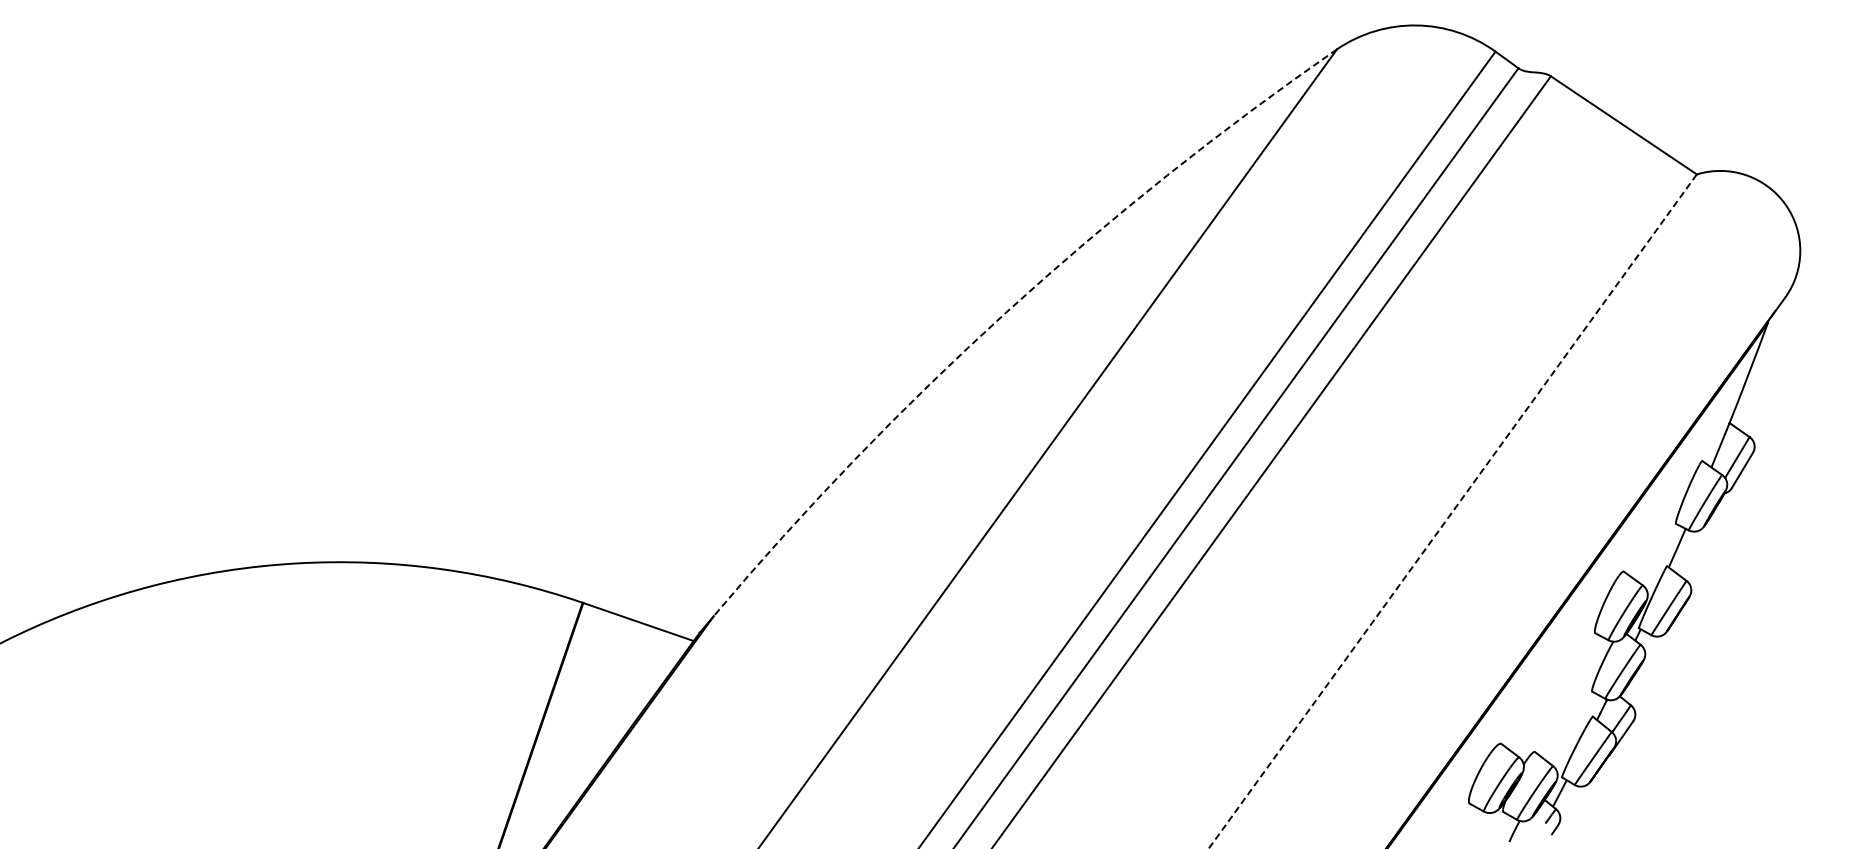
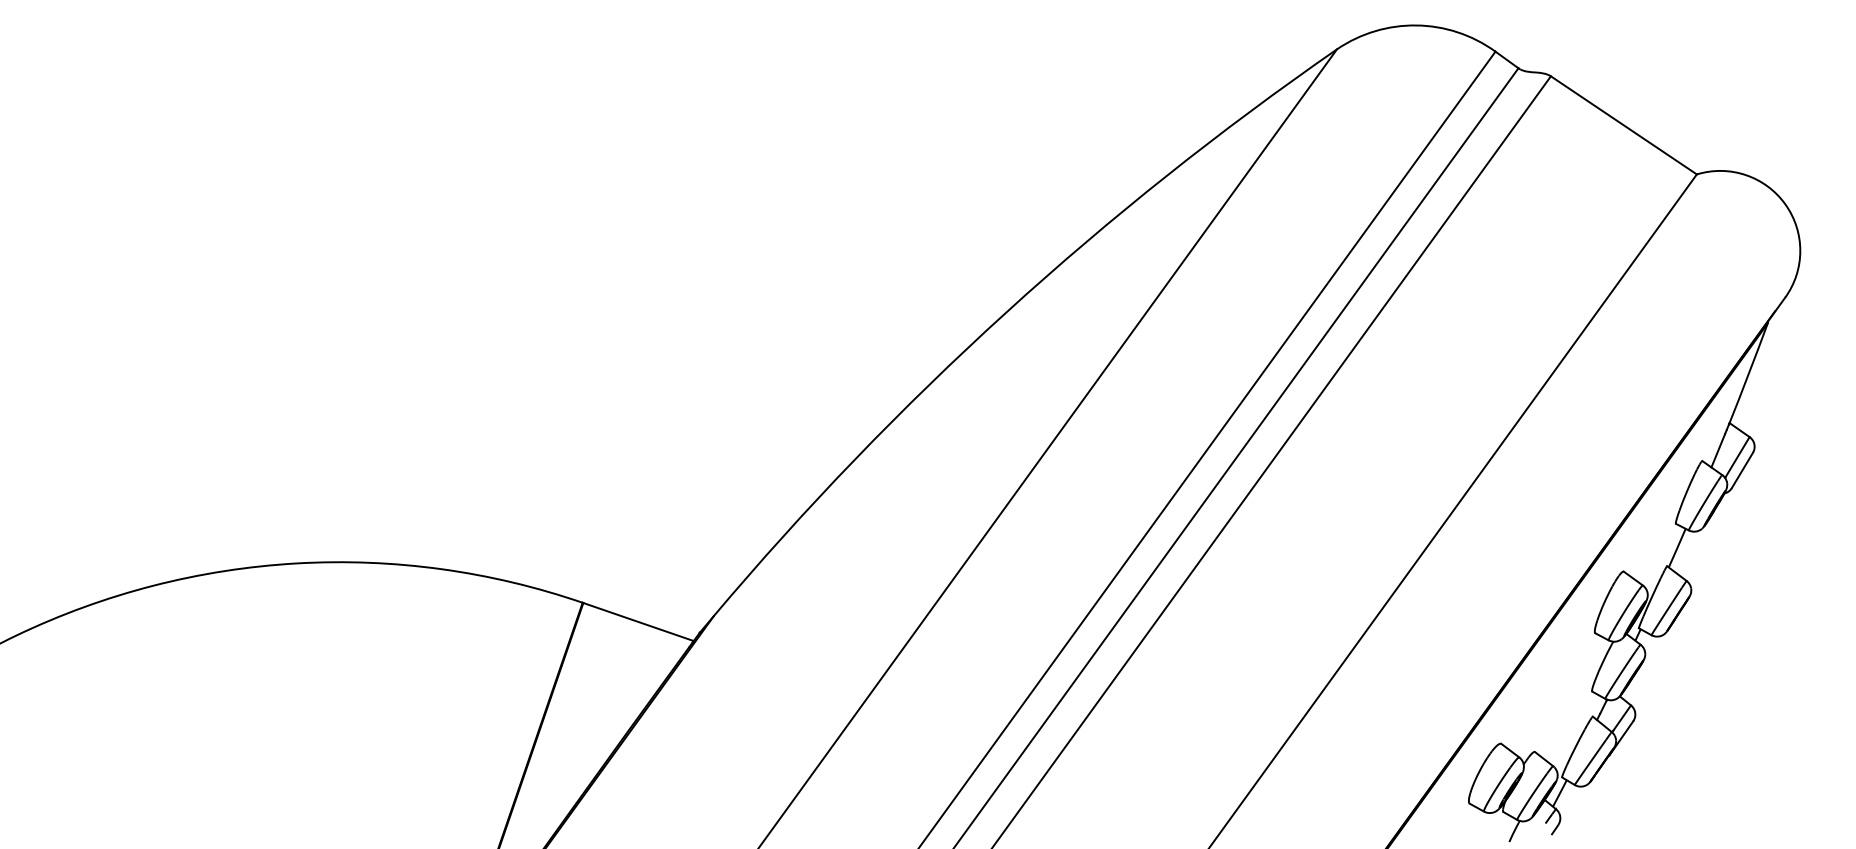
arc: dashed -> solid (1006, 312)
line: dashed -> solid (1452, 511)
